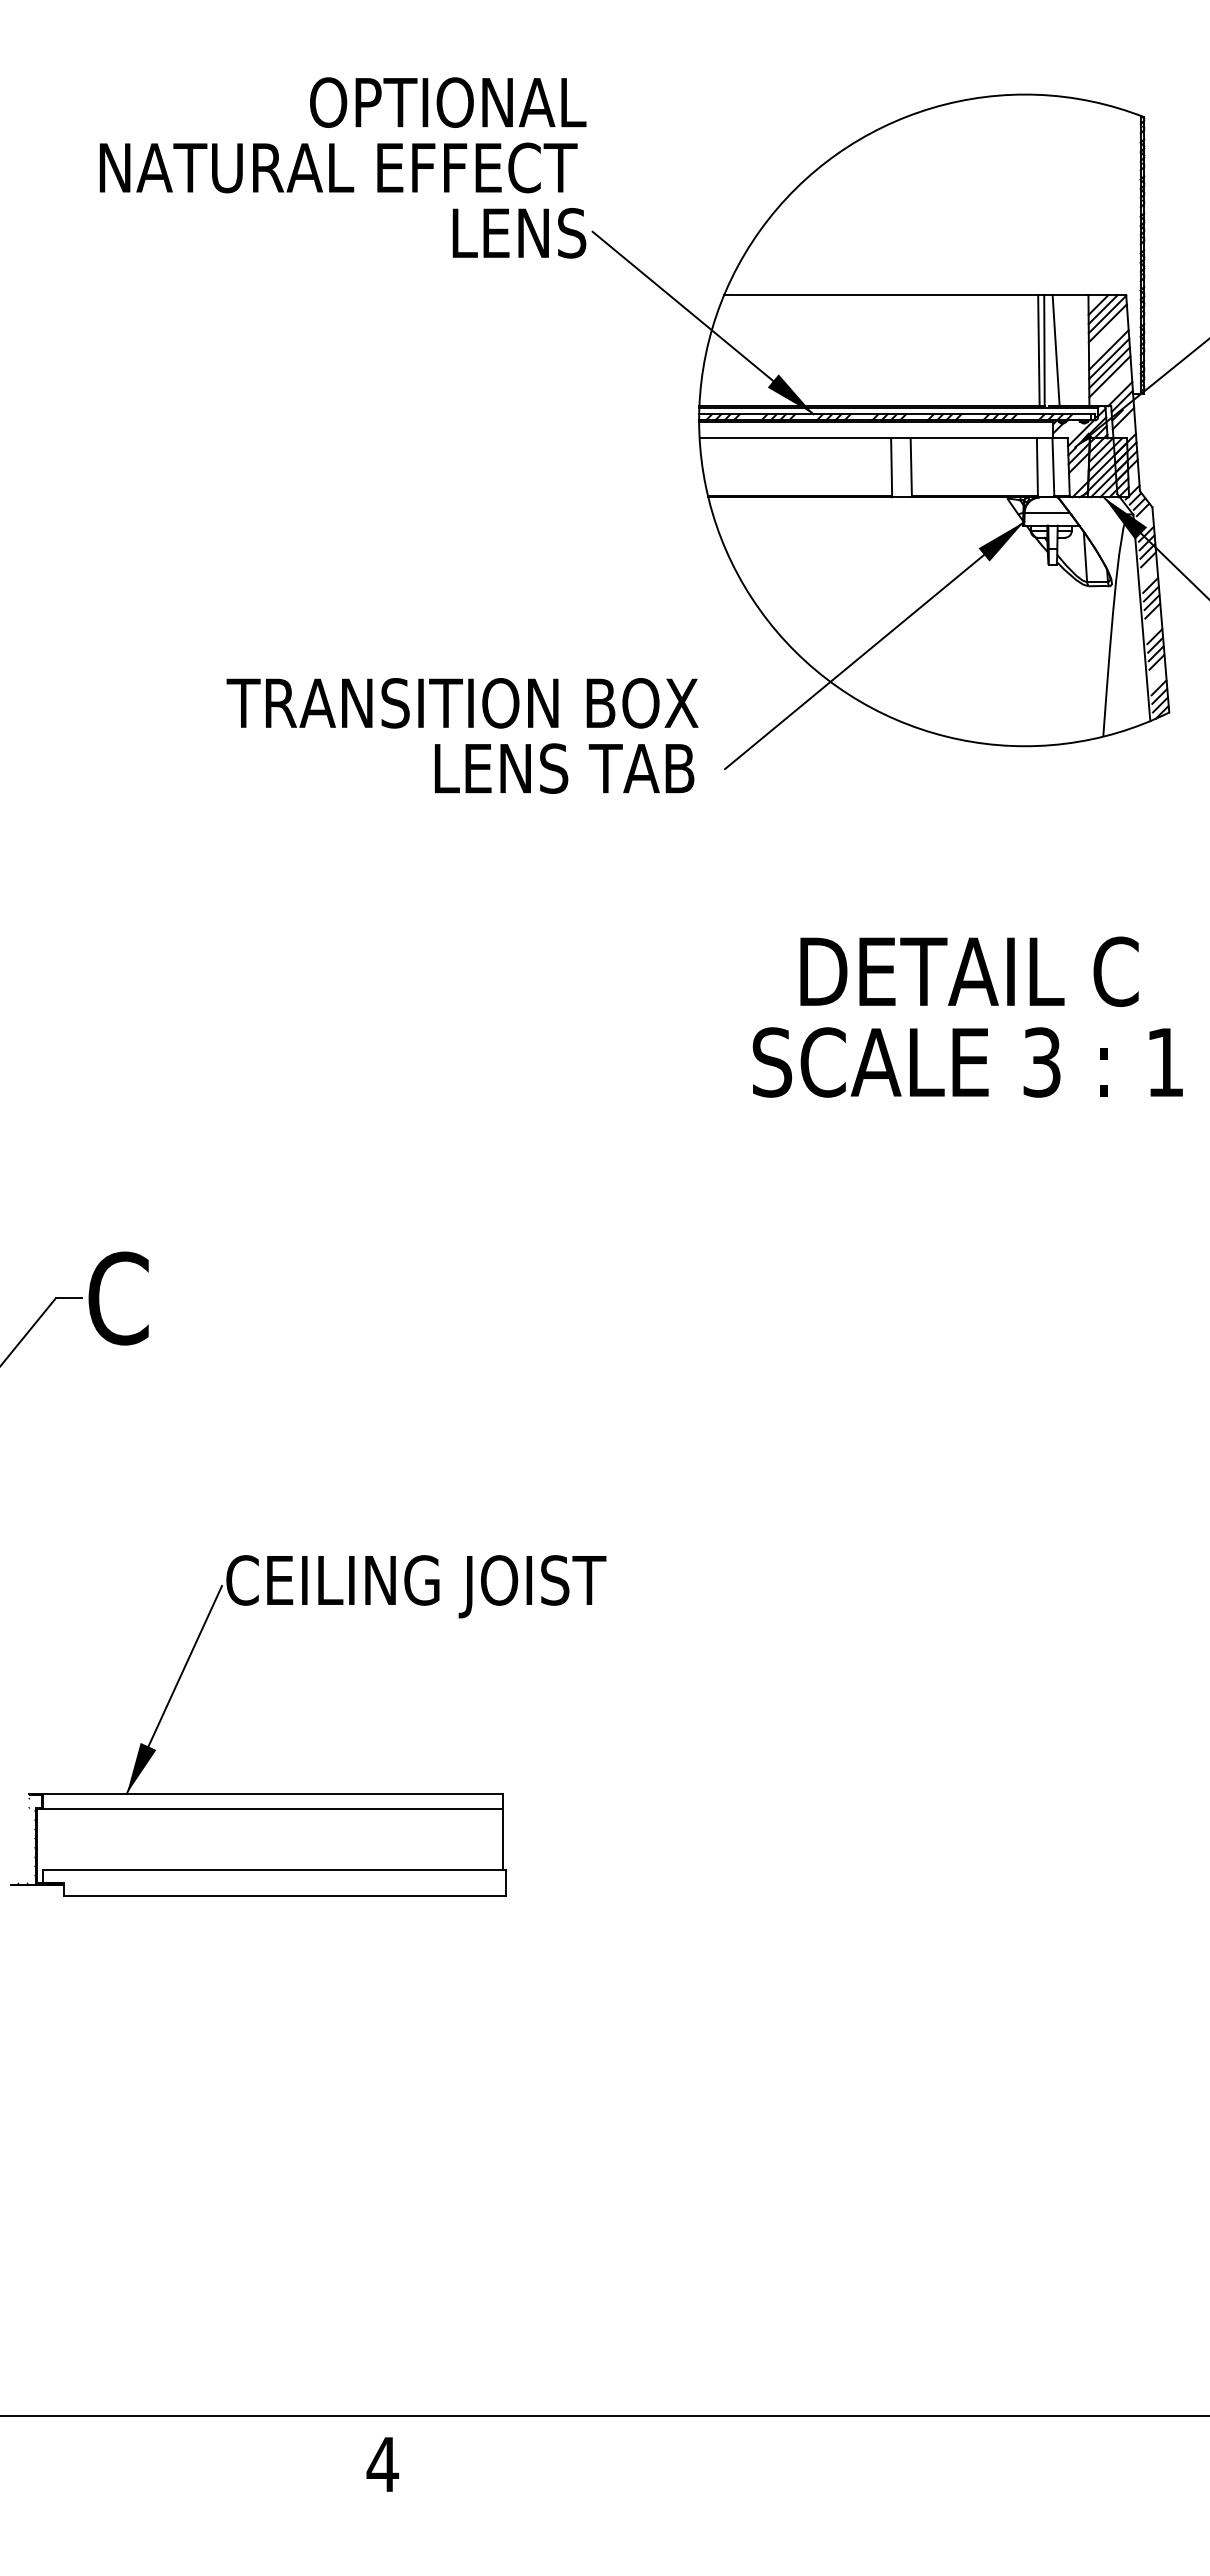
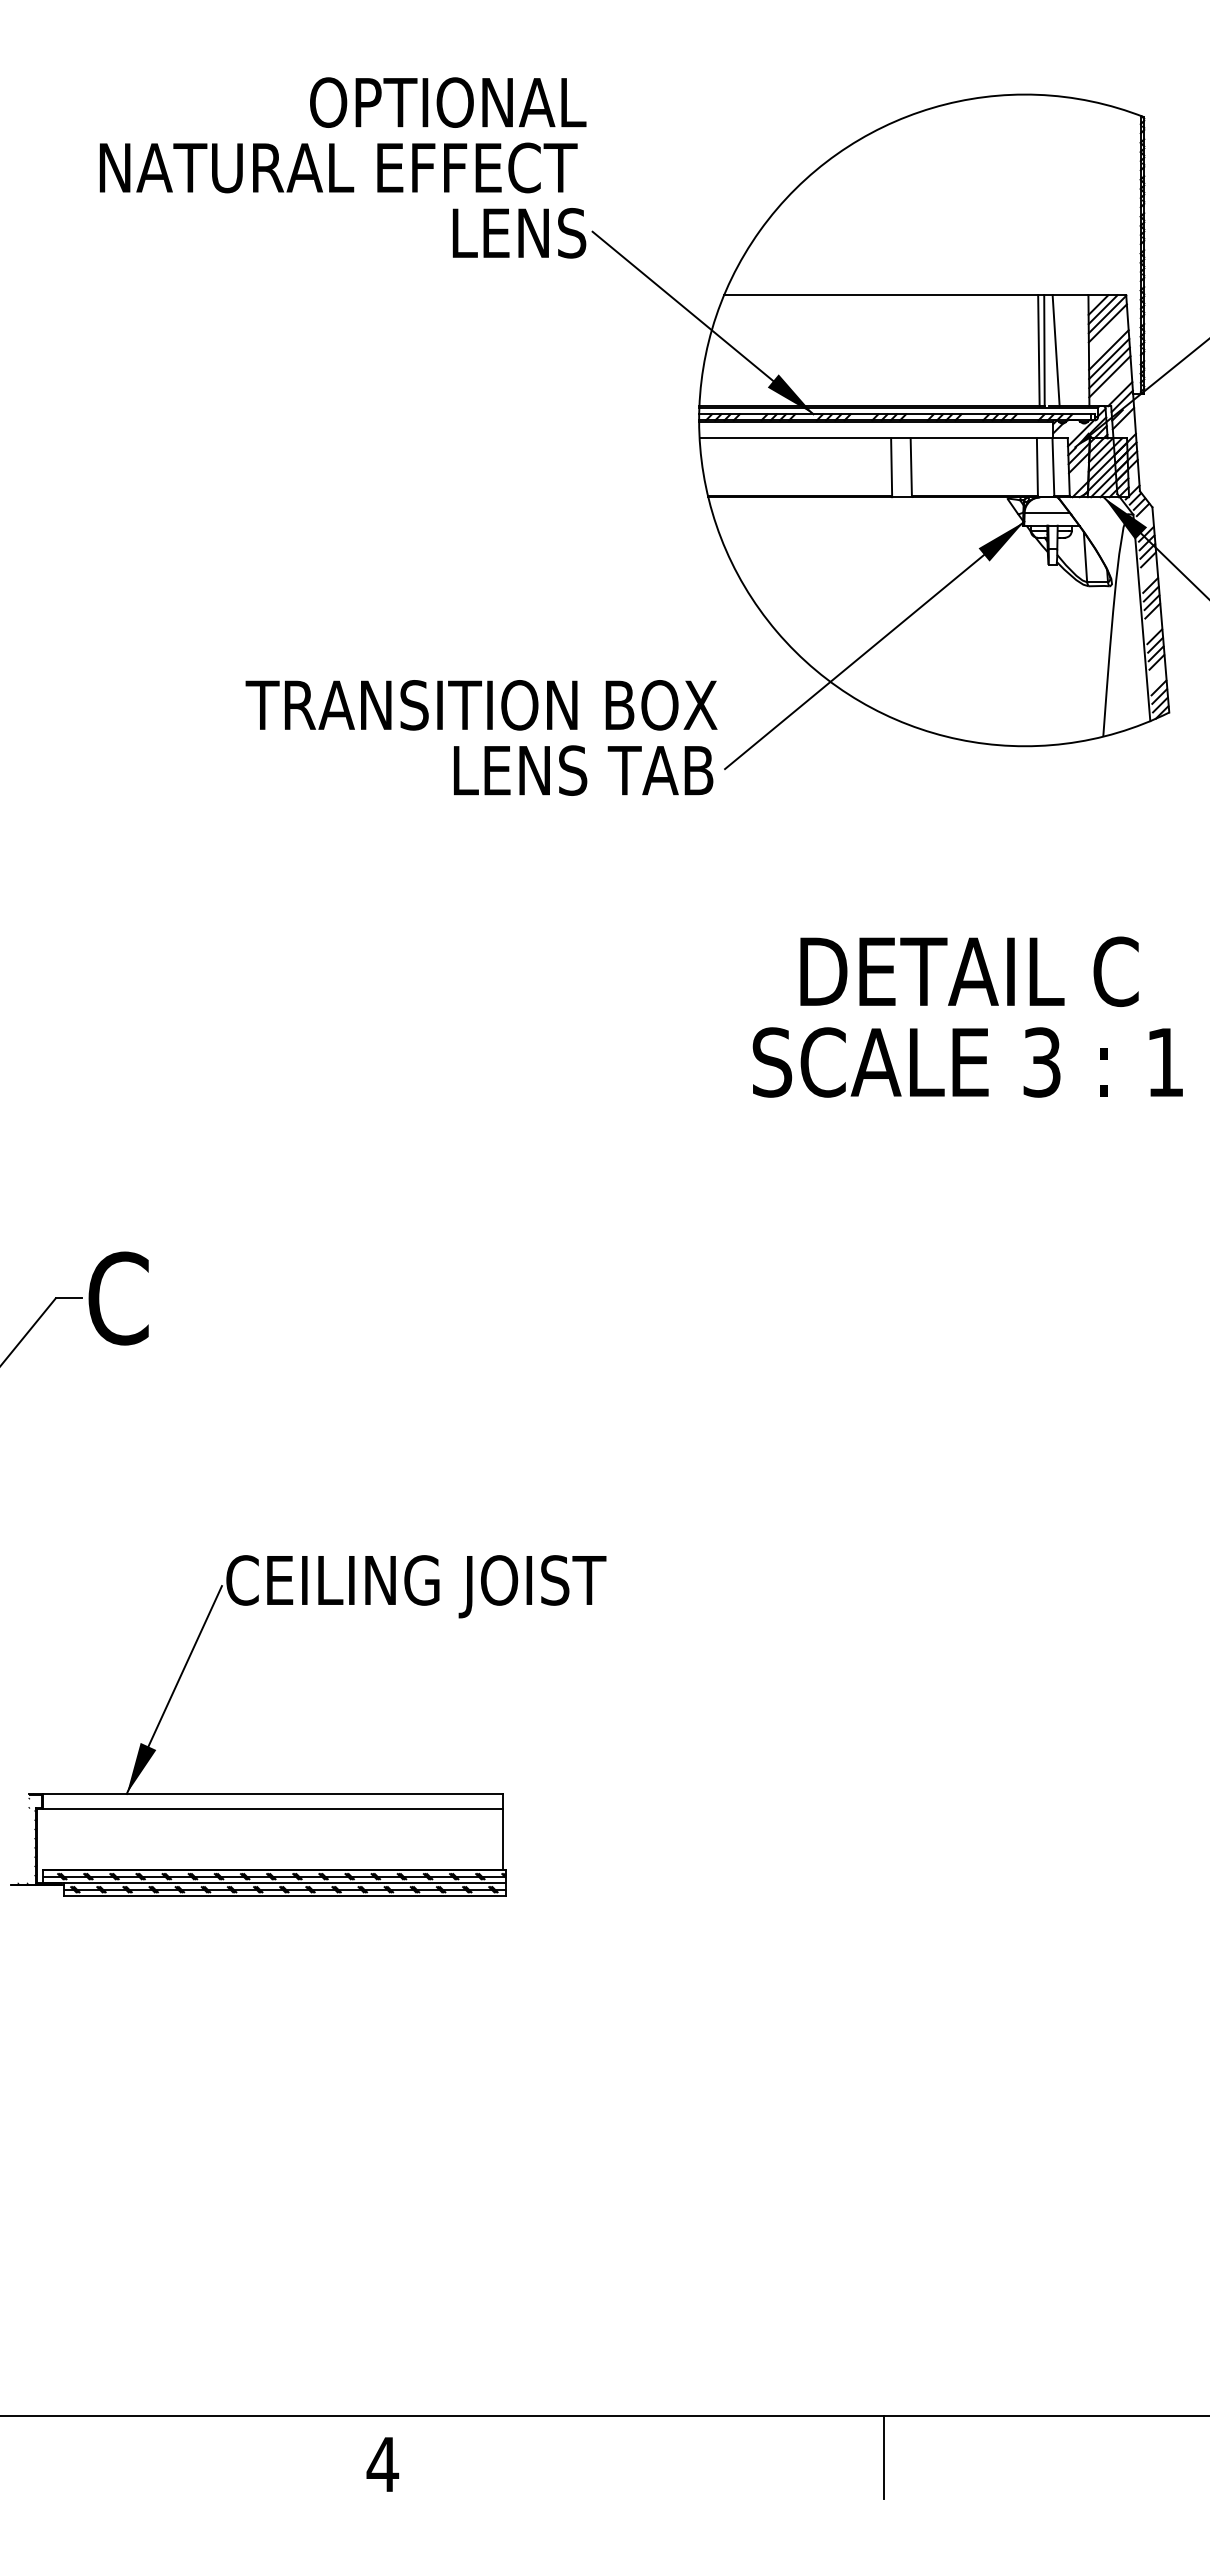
text position: (462, 735) -> (481, 737) (481, 737)
hatch: none -> present (274, 1881)
line: none -> present (883, 2457)
